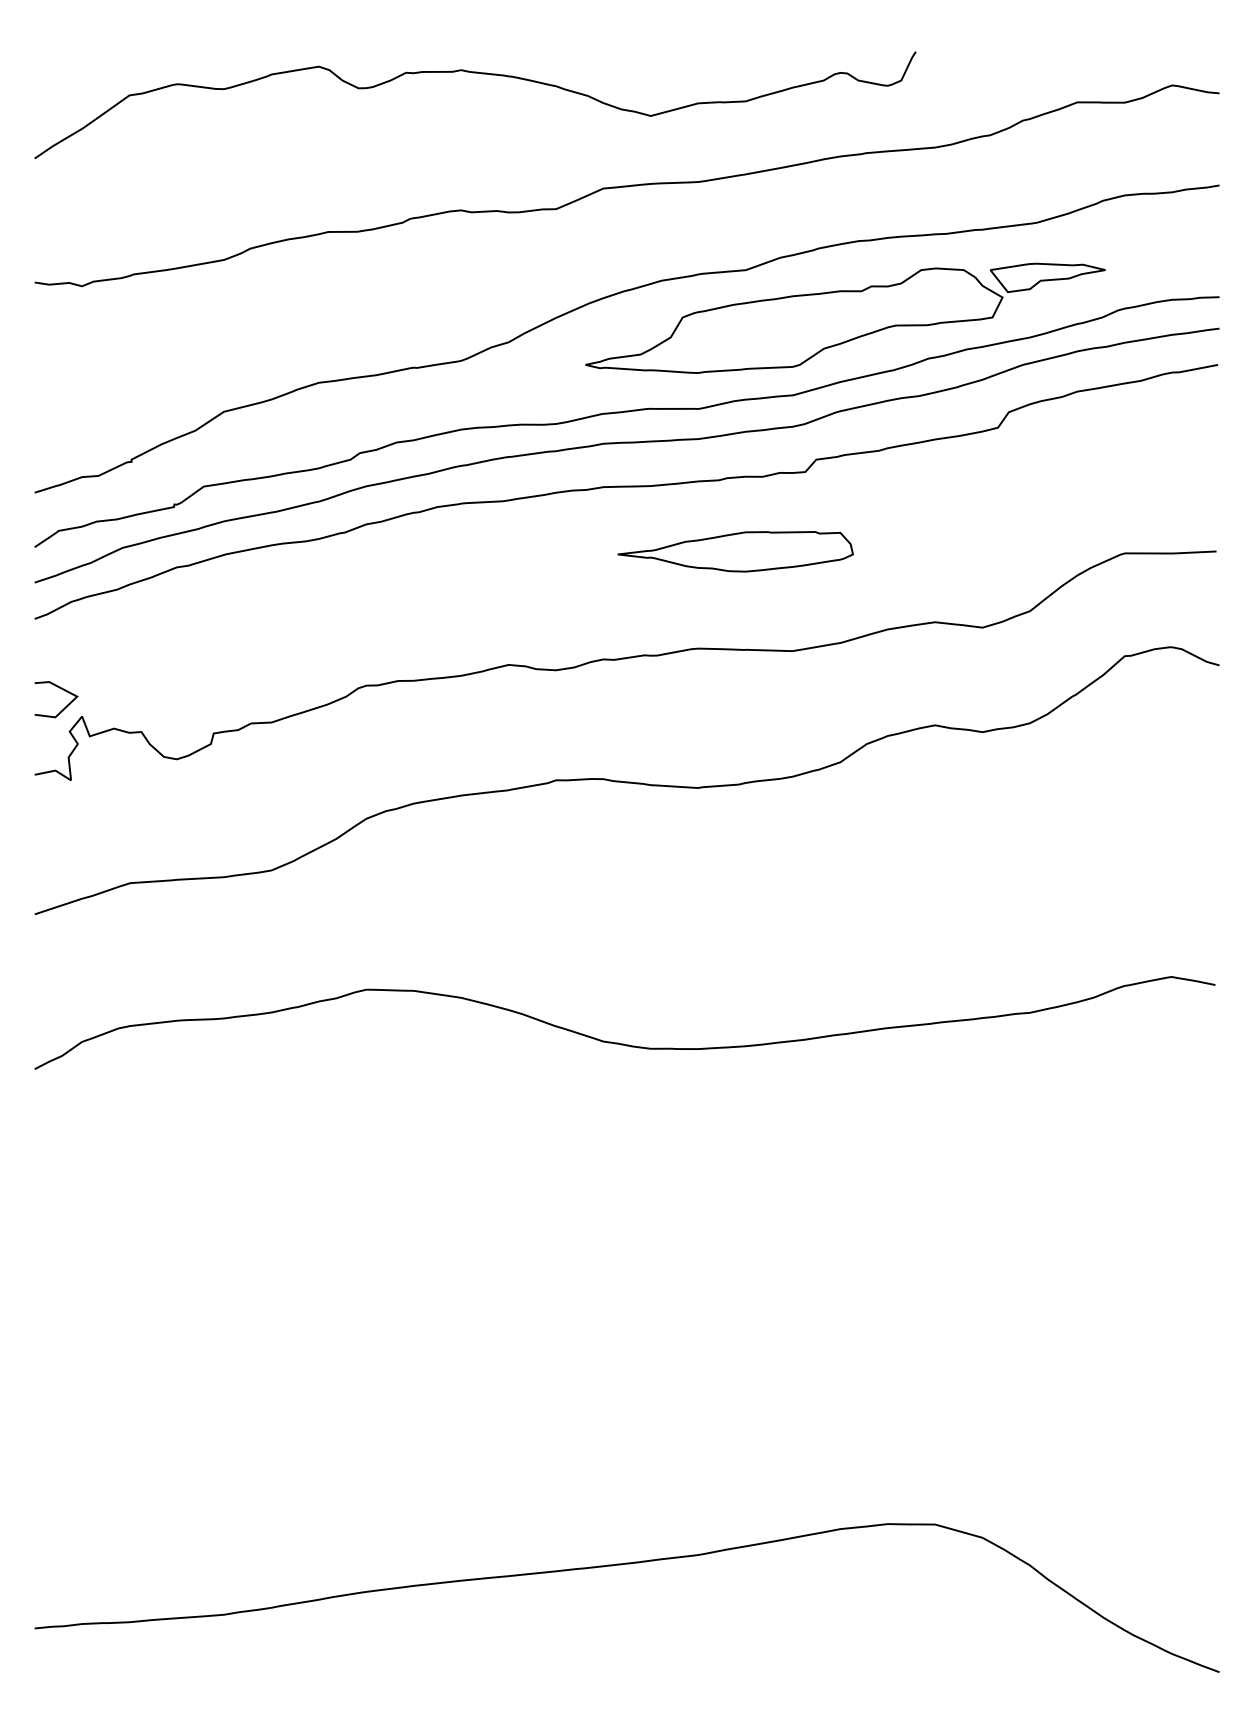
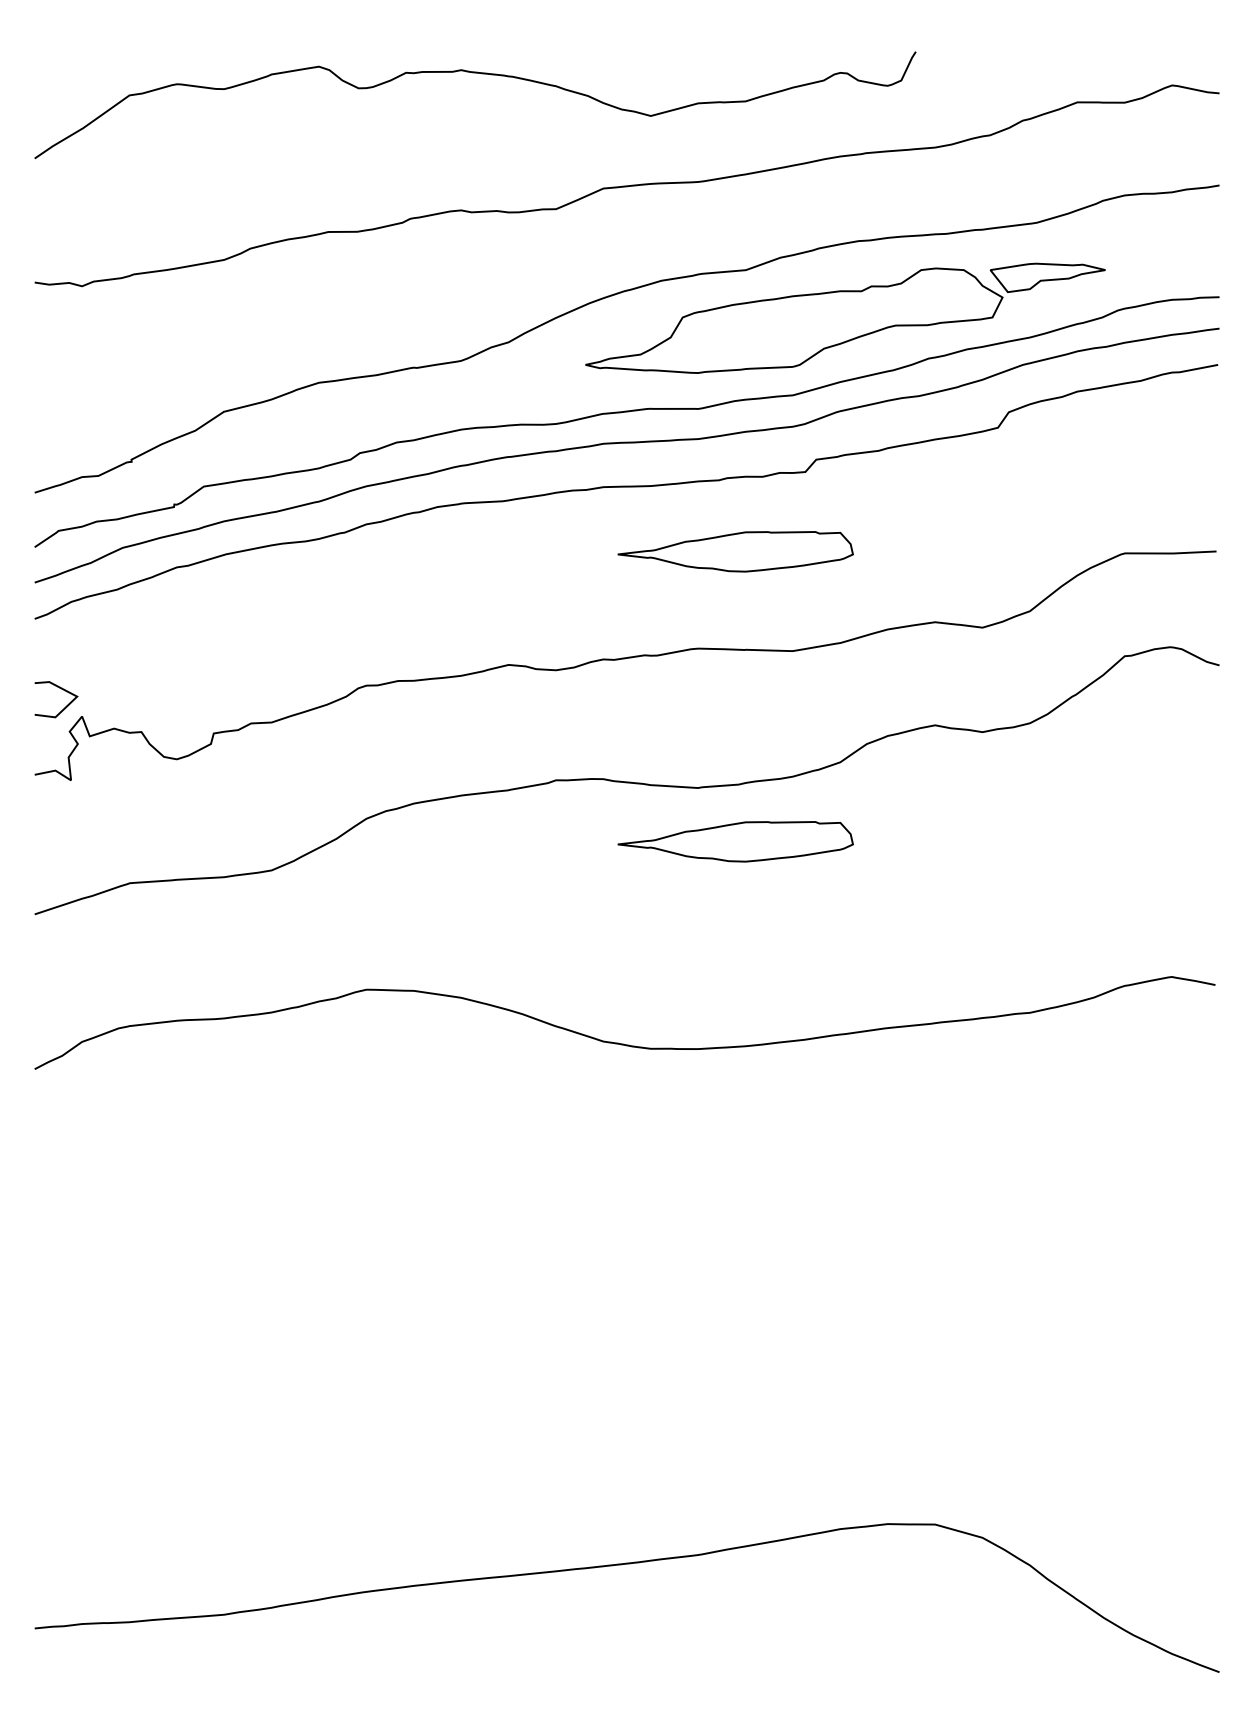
part: none -> present (735, 841)
